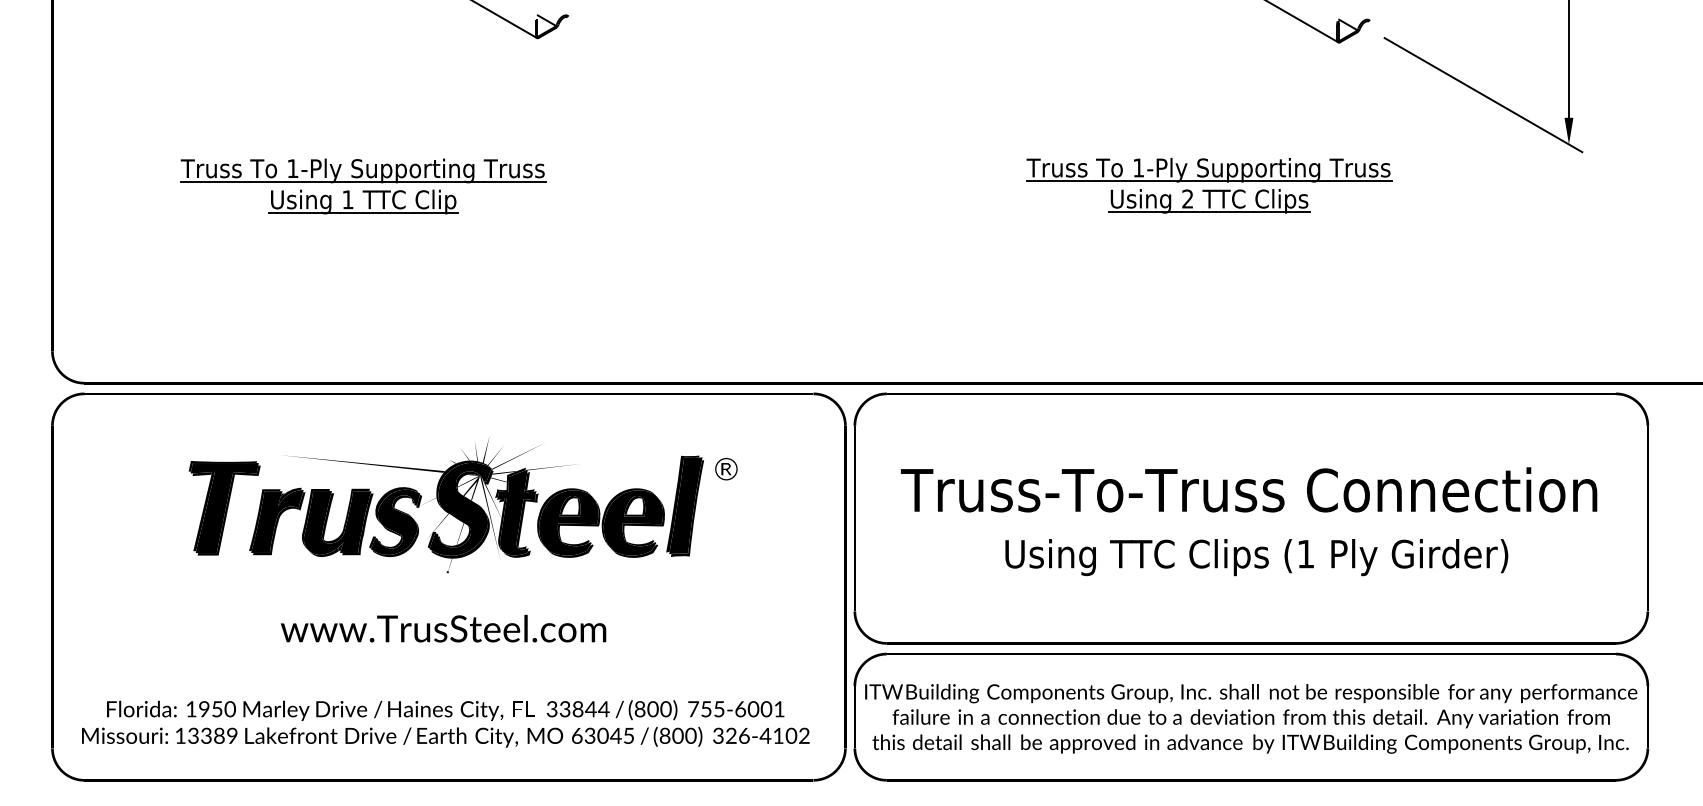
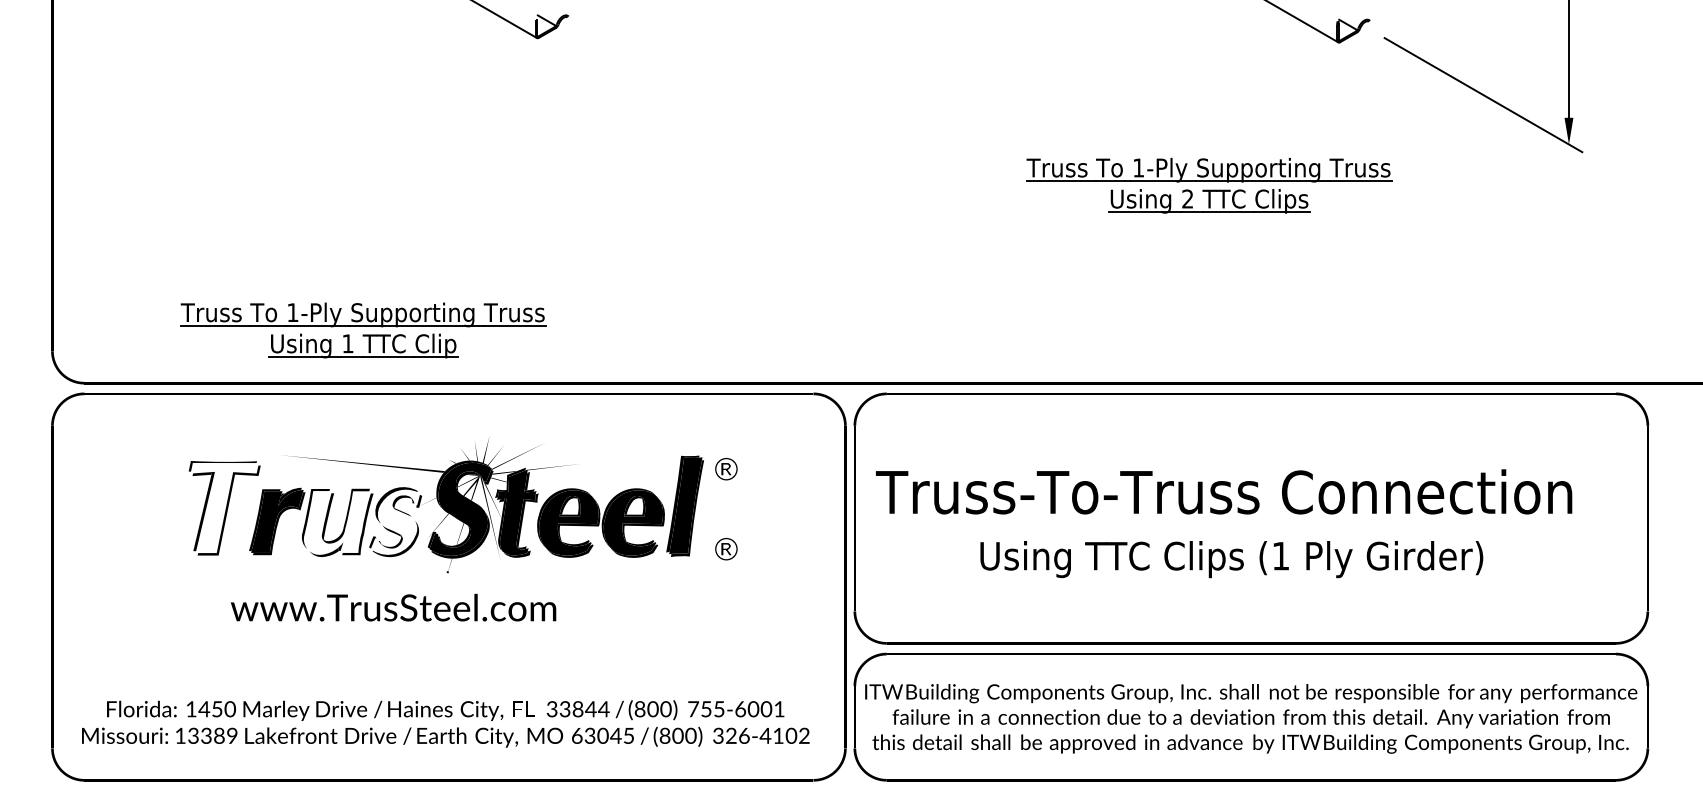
part position: (363, 186) -> (363, 330) (363, 330)
fill: present -> none (224, 508)
fill: present -> none (395, 521)
text position: (1249, 521) -> (1224, 523) (1224, 523)
fill: present -> none (337, 522)
part: none -> present (726, 549)
text position: (443, 628) -> (393, 607) (393, 607)
text: 1950 -> 1450 (204, 709)
